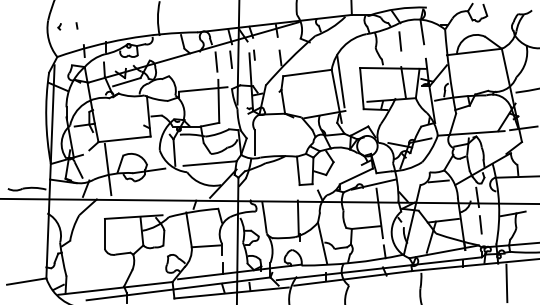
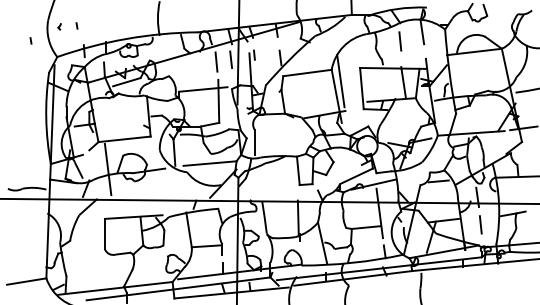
line: none -> present (30, 40)
line: present -> none (506, 282)
